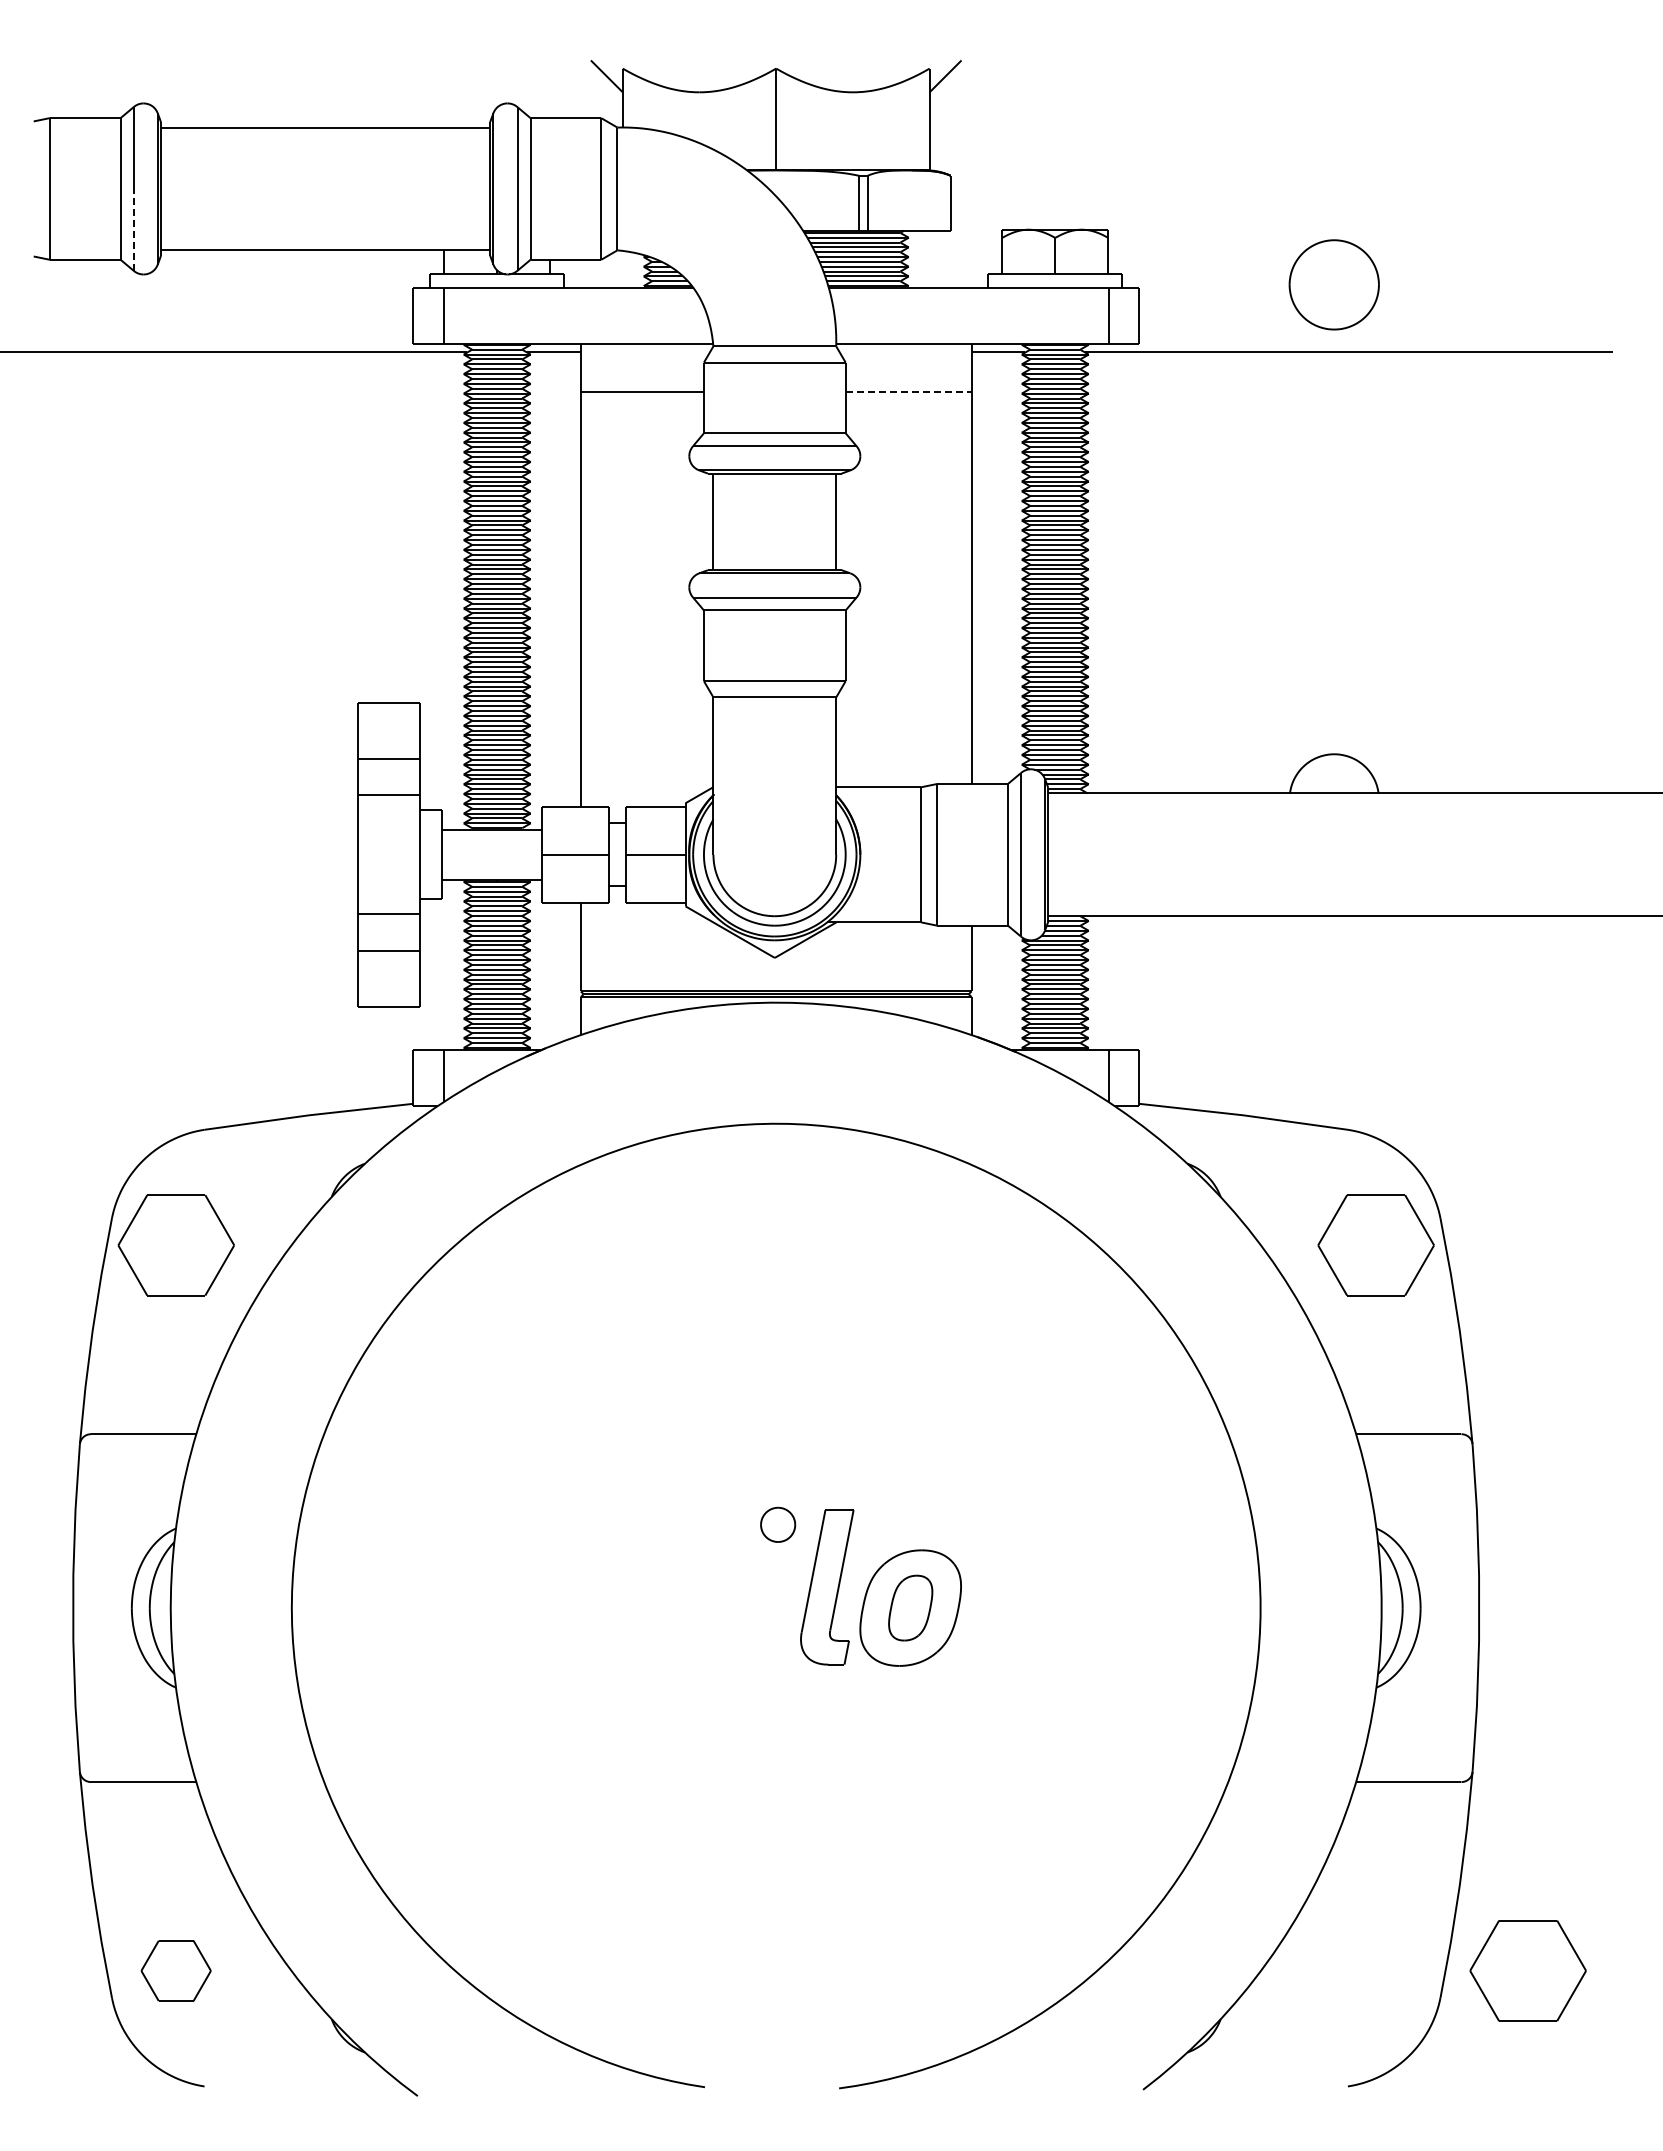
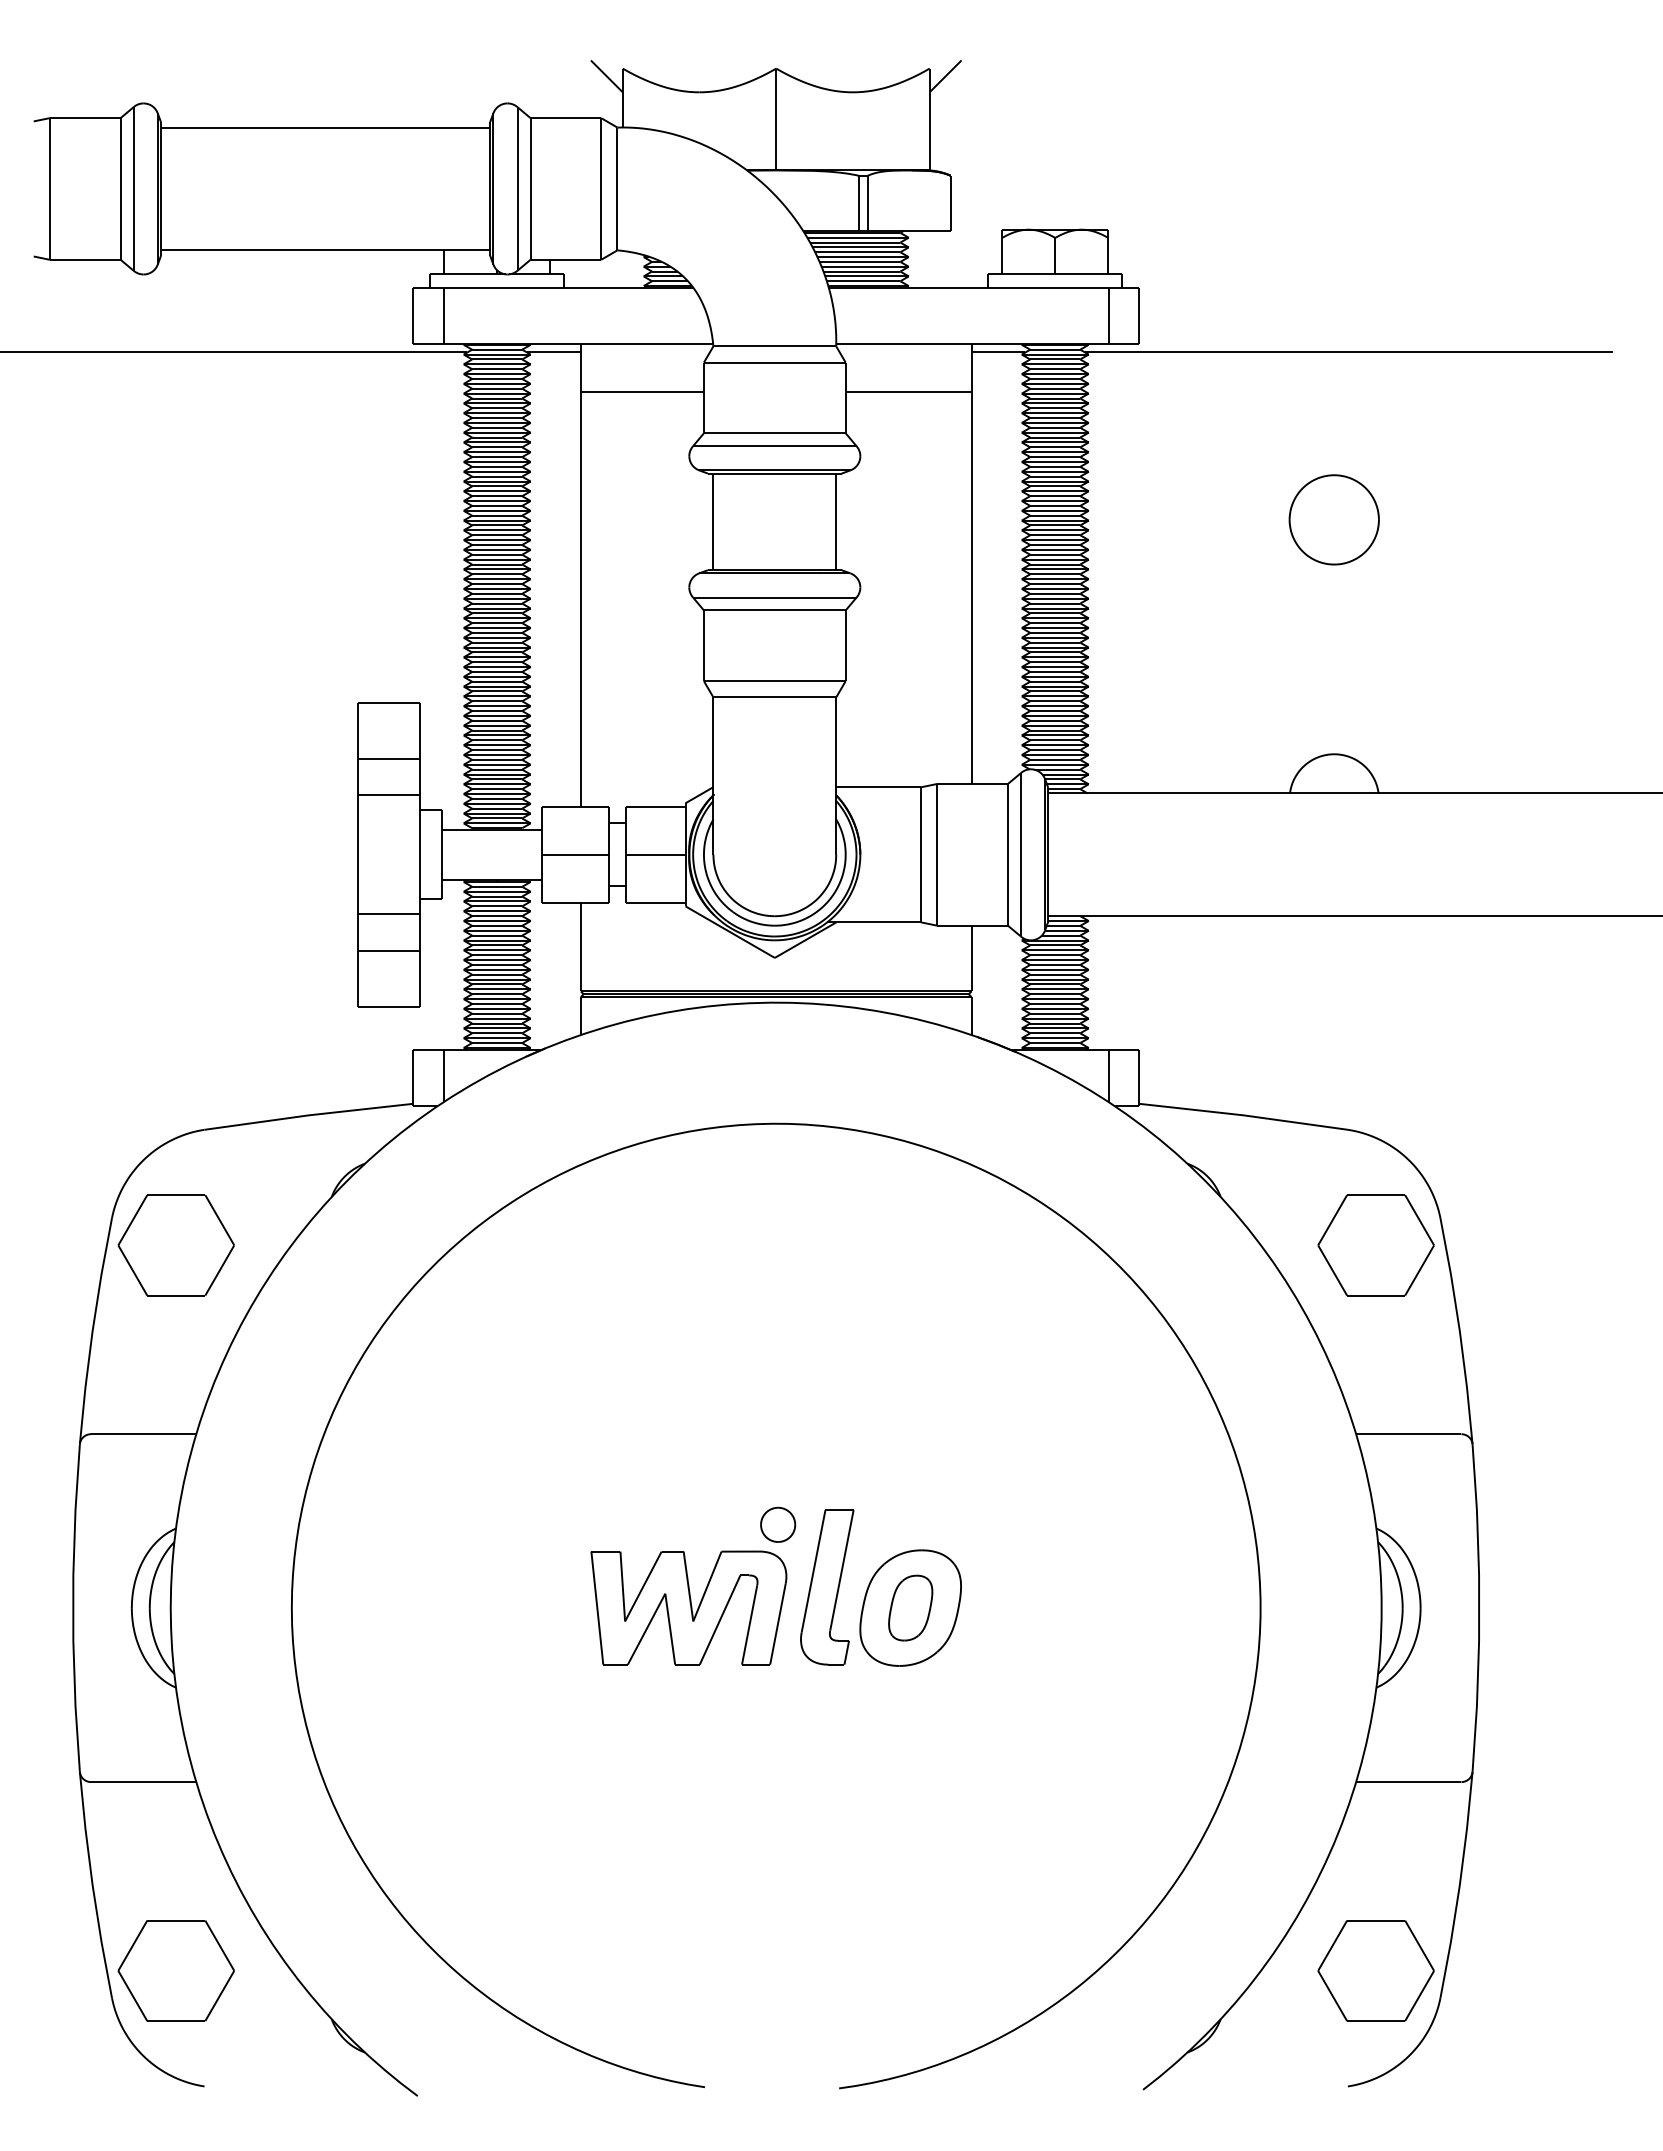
line: dashed -> solid (133, 229)
part position: (1333, 284) -> (1333, 519) (1333, 519)
line: dashed -> solid (908, 391)
part: none -> present (688, 1607)
part size: 72x62 px -> 118x102 px (175, 1970)
part position: (1527, 1970) -> (1375, 1970) (1375, 1970)
